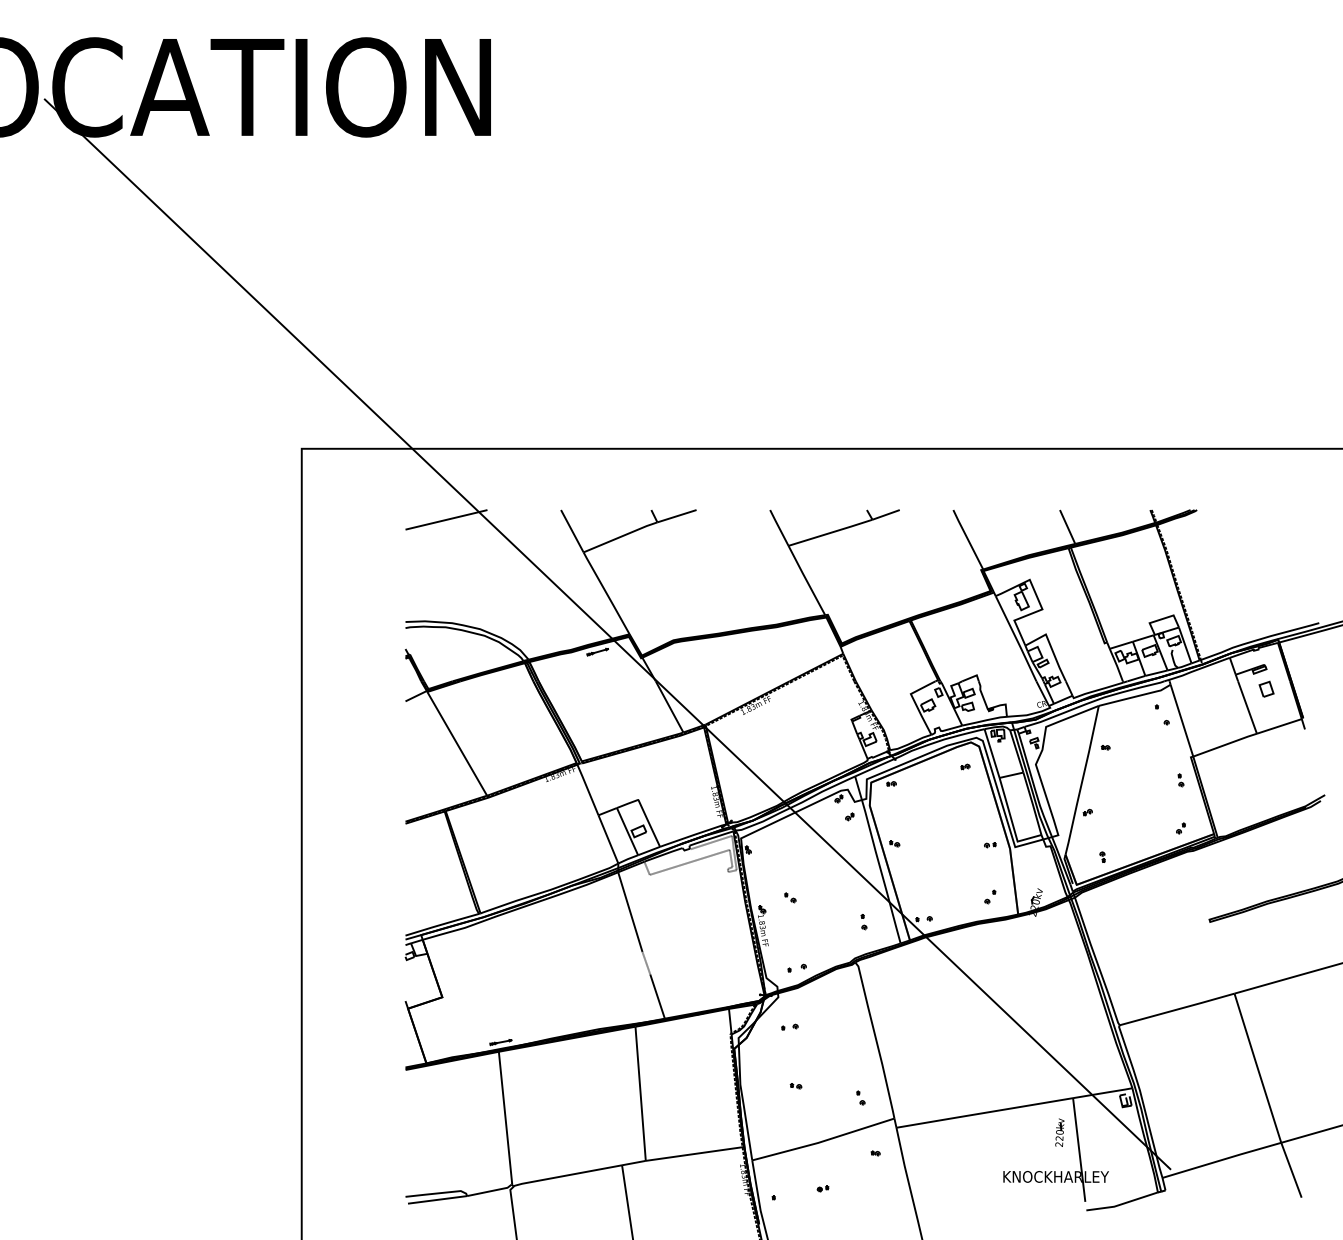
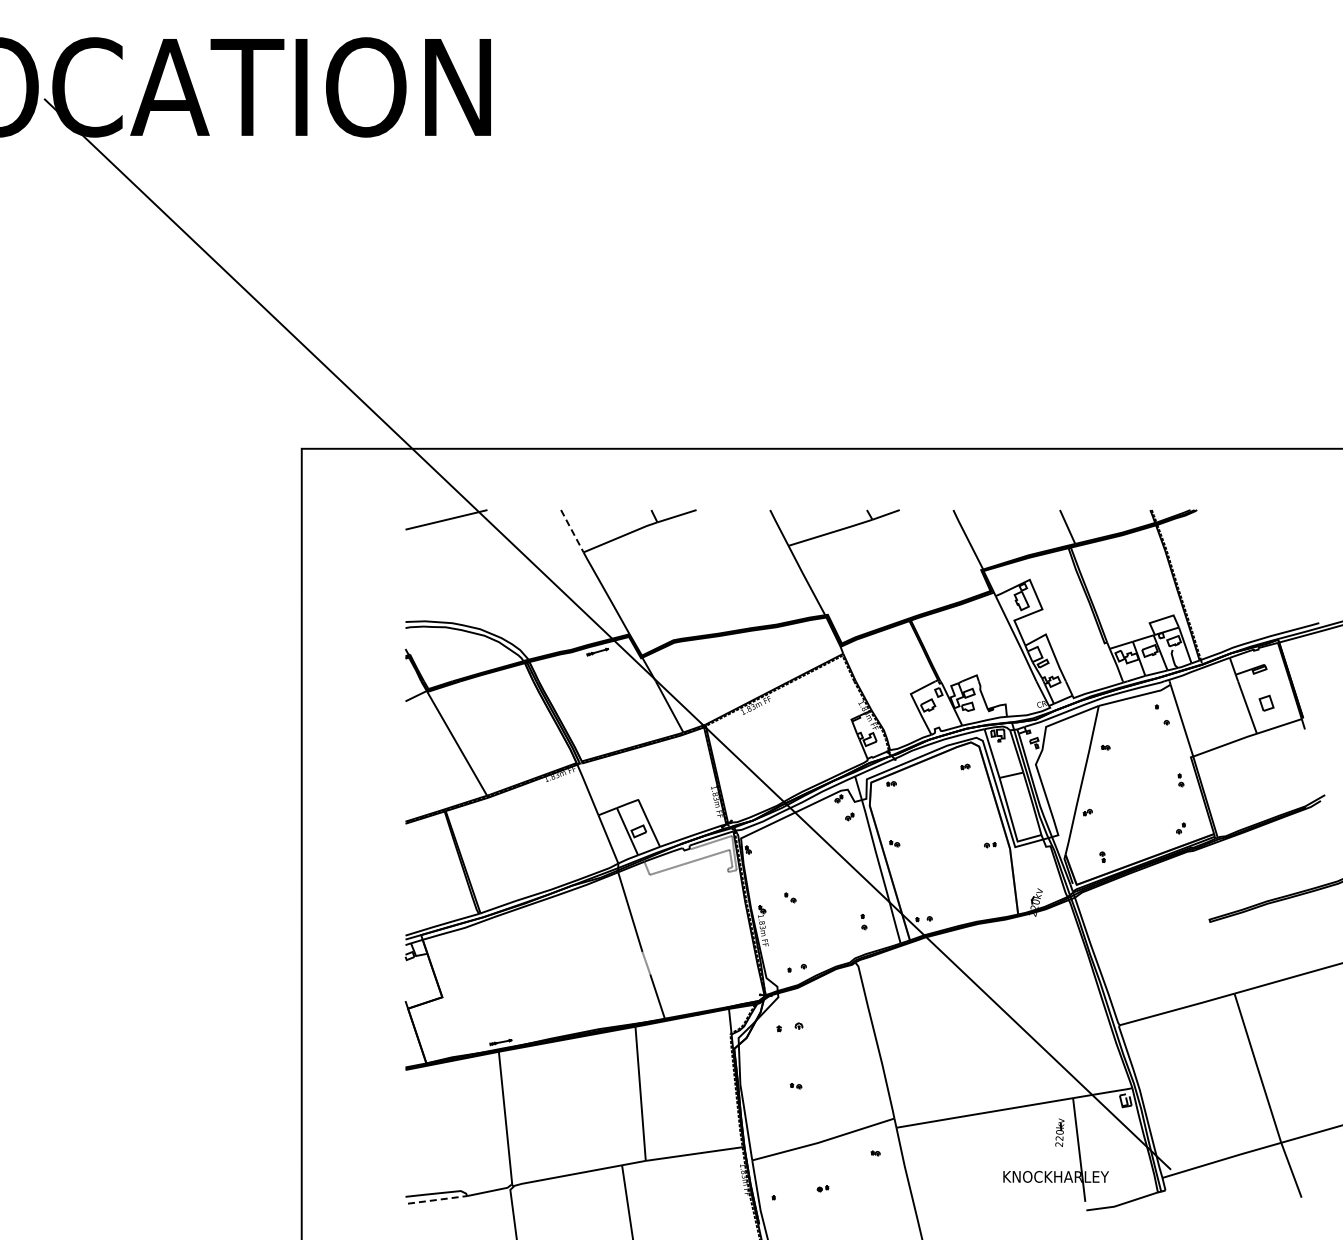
line: solid -> dashed (572, 531)
part position: (1266, 688) -> (1266, 702) (1266, 702)
part: present -> none (990, 896)
part size: 18x8 px -> 28x11 px (789, 1027)
part: present -> none (860, 1097)
line: solid -> dashed (437, 1199)
